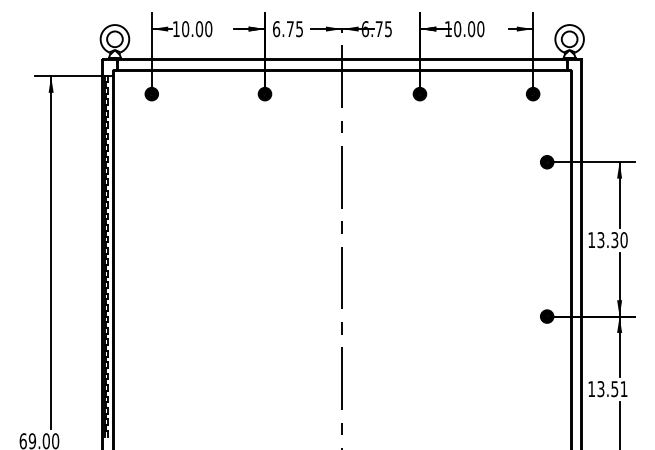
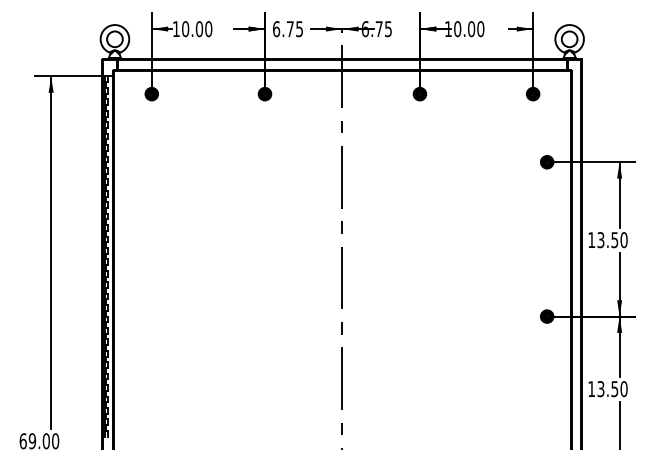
text: 13.30 -> 13.50 (614, 239)
text: 13.51 -> 13.50 (623, 389)
